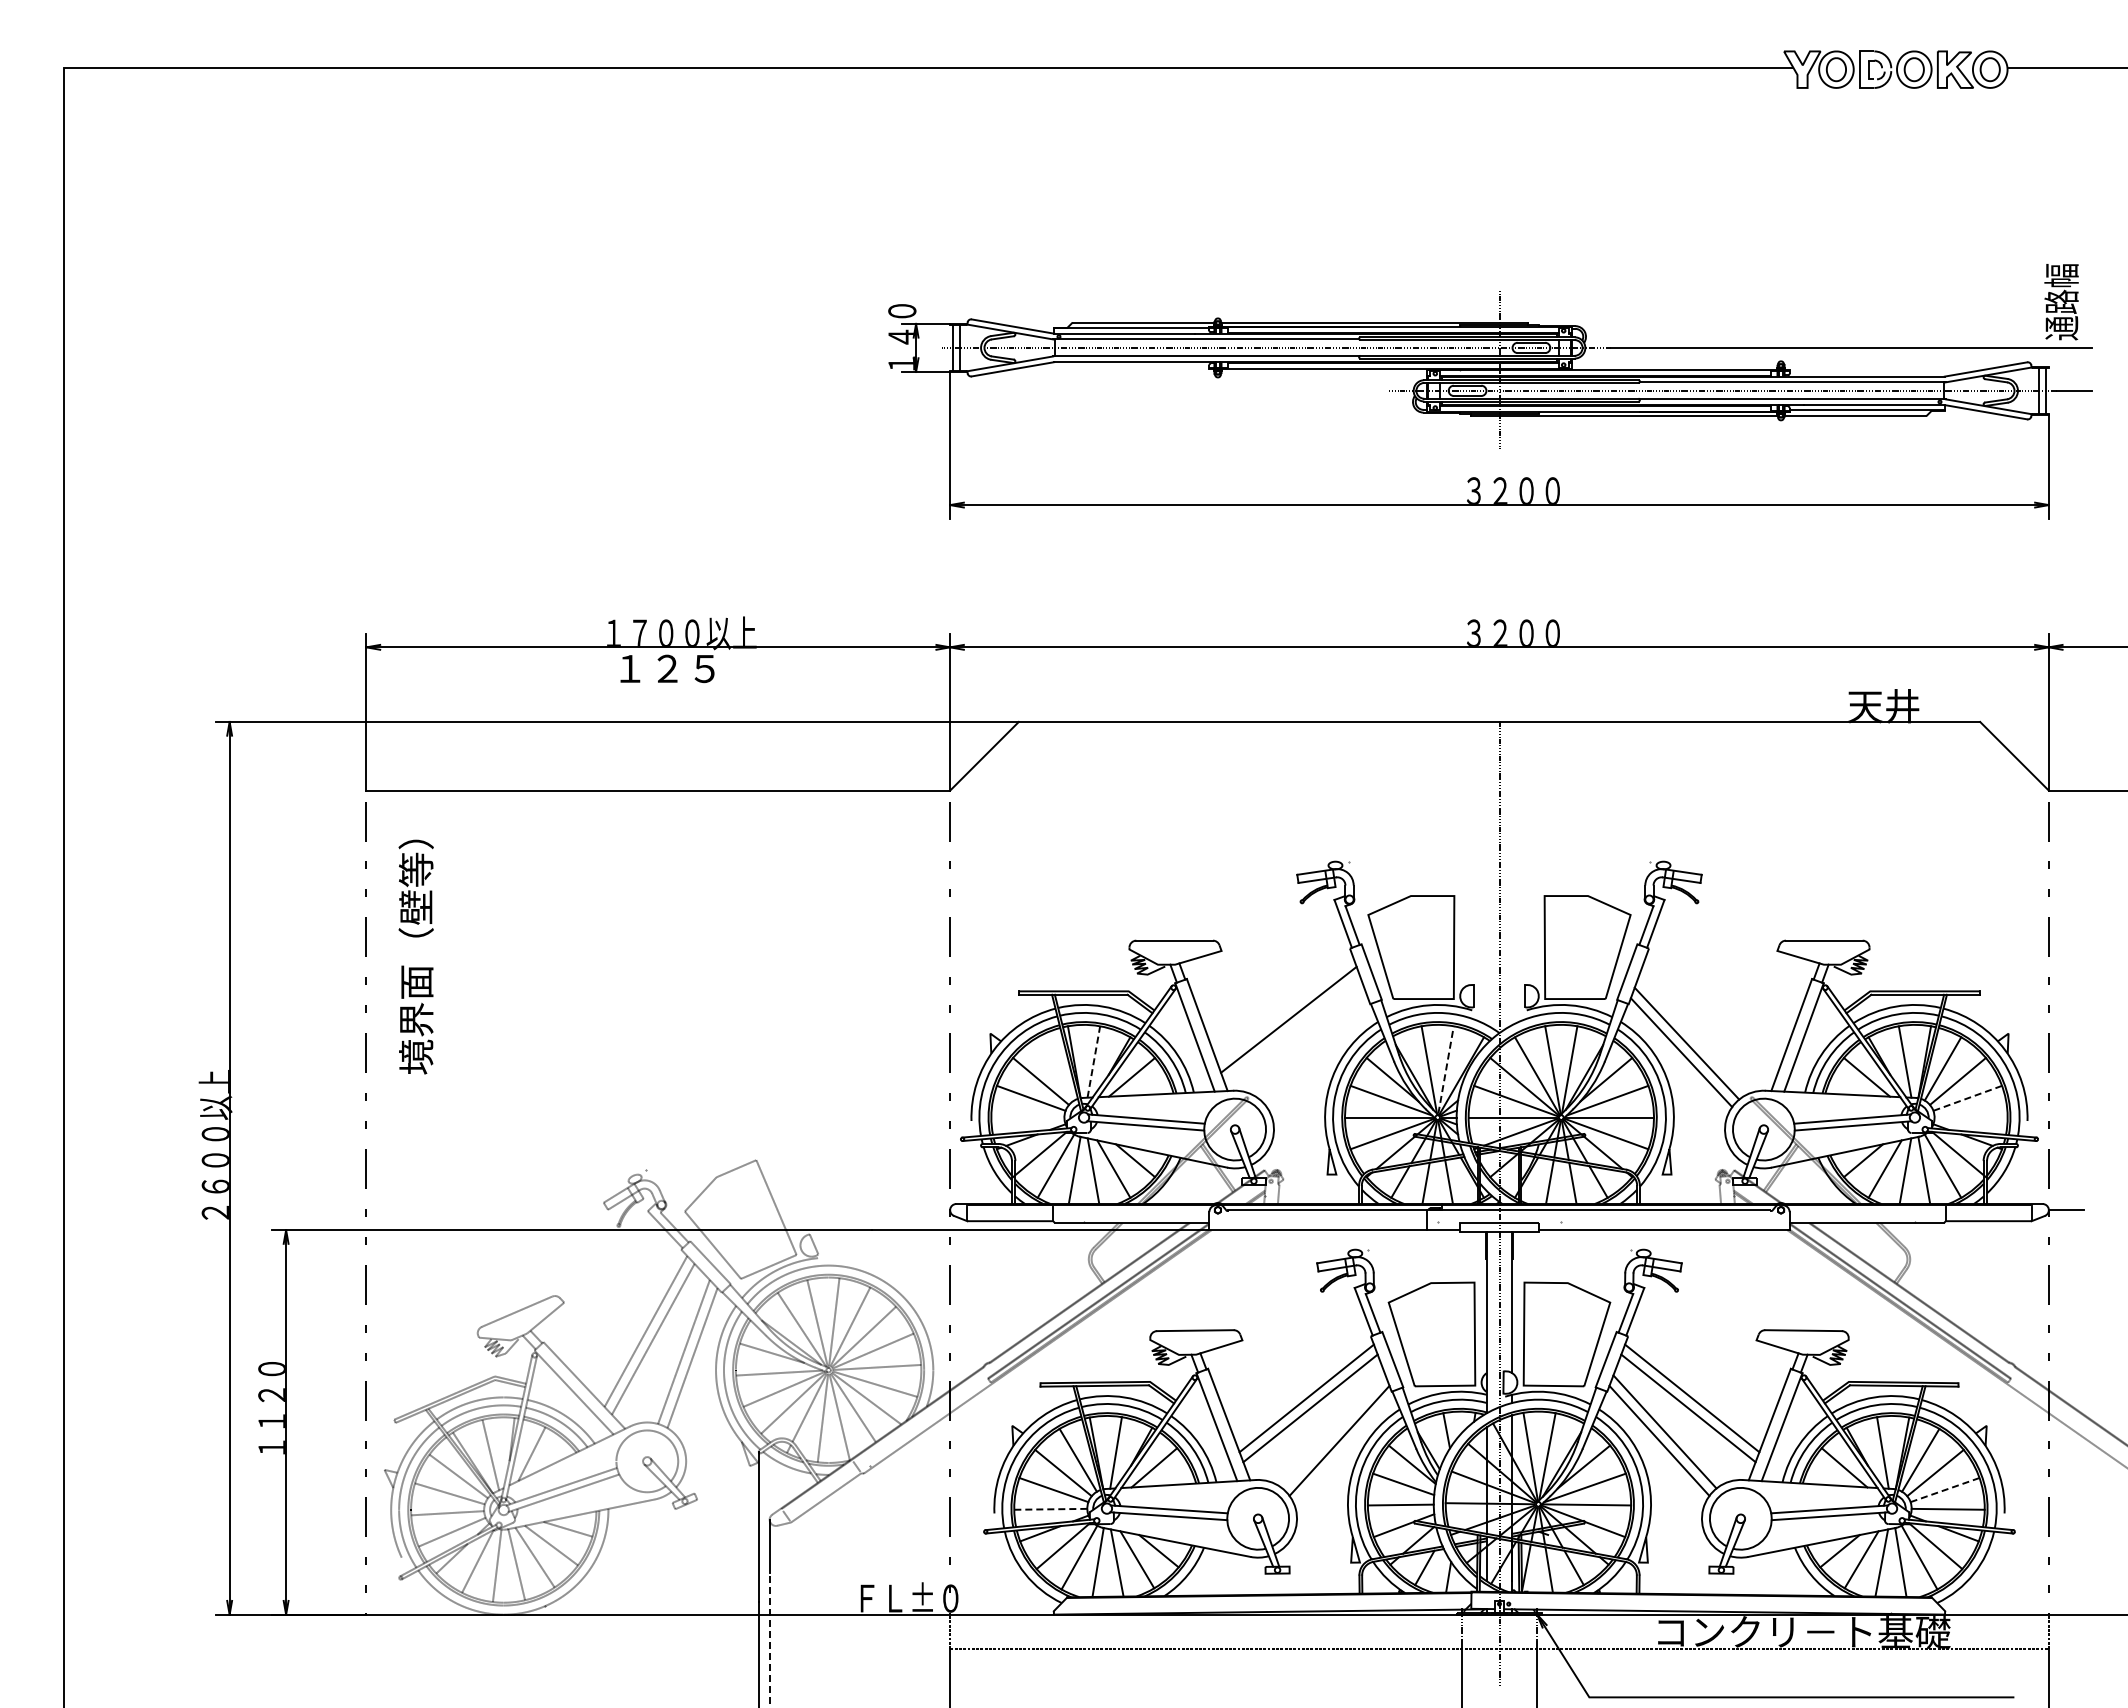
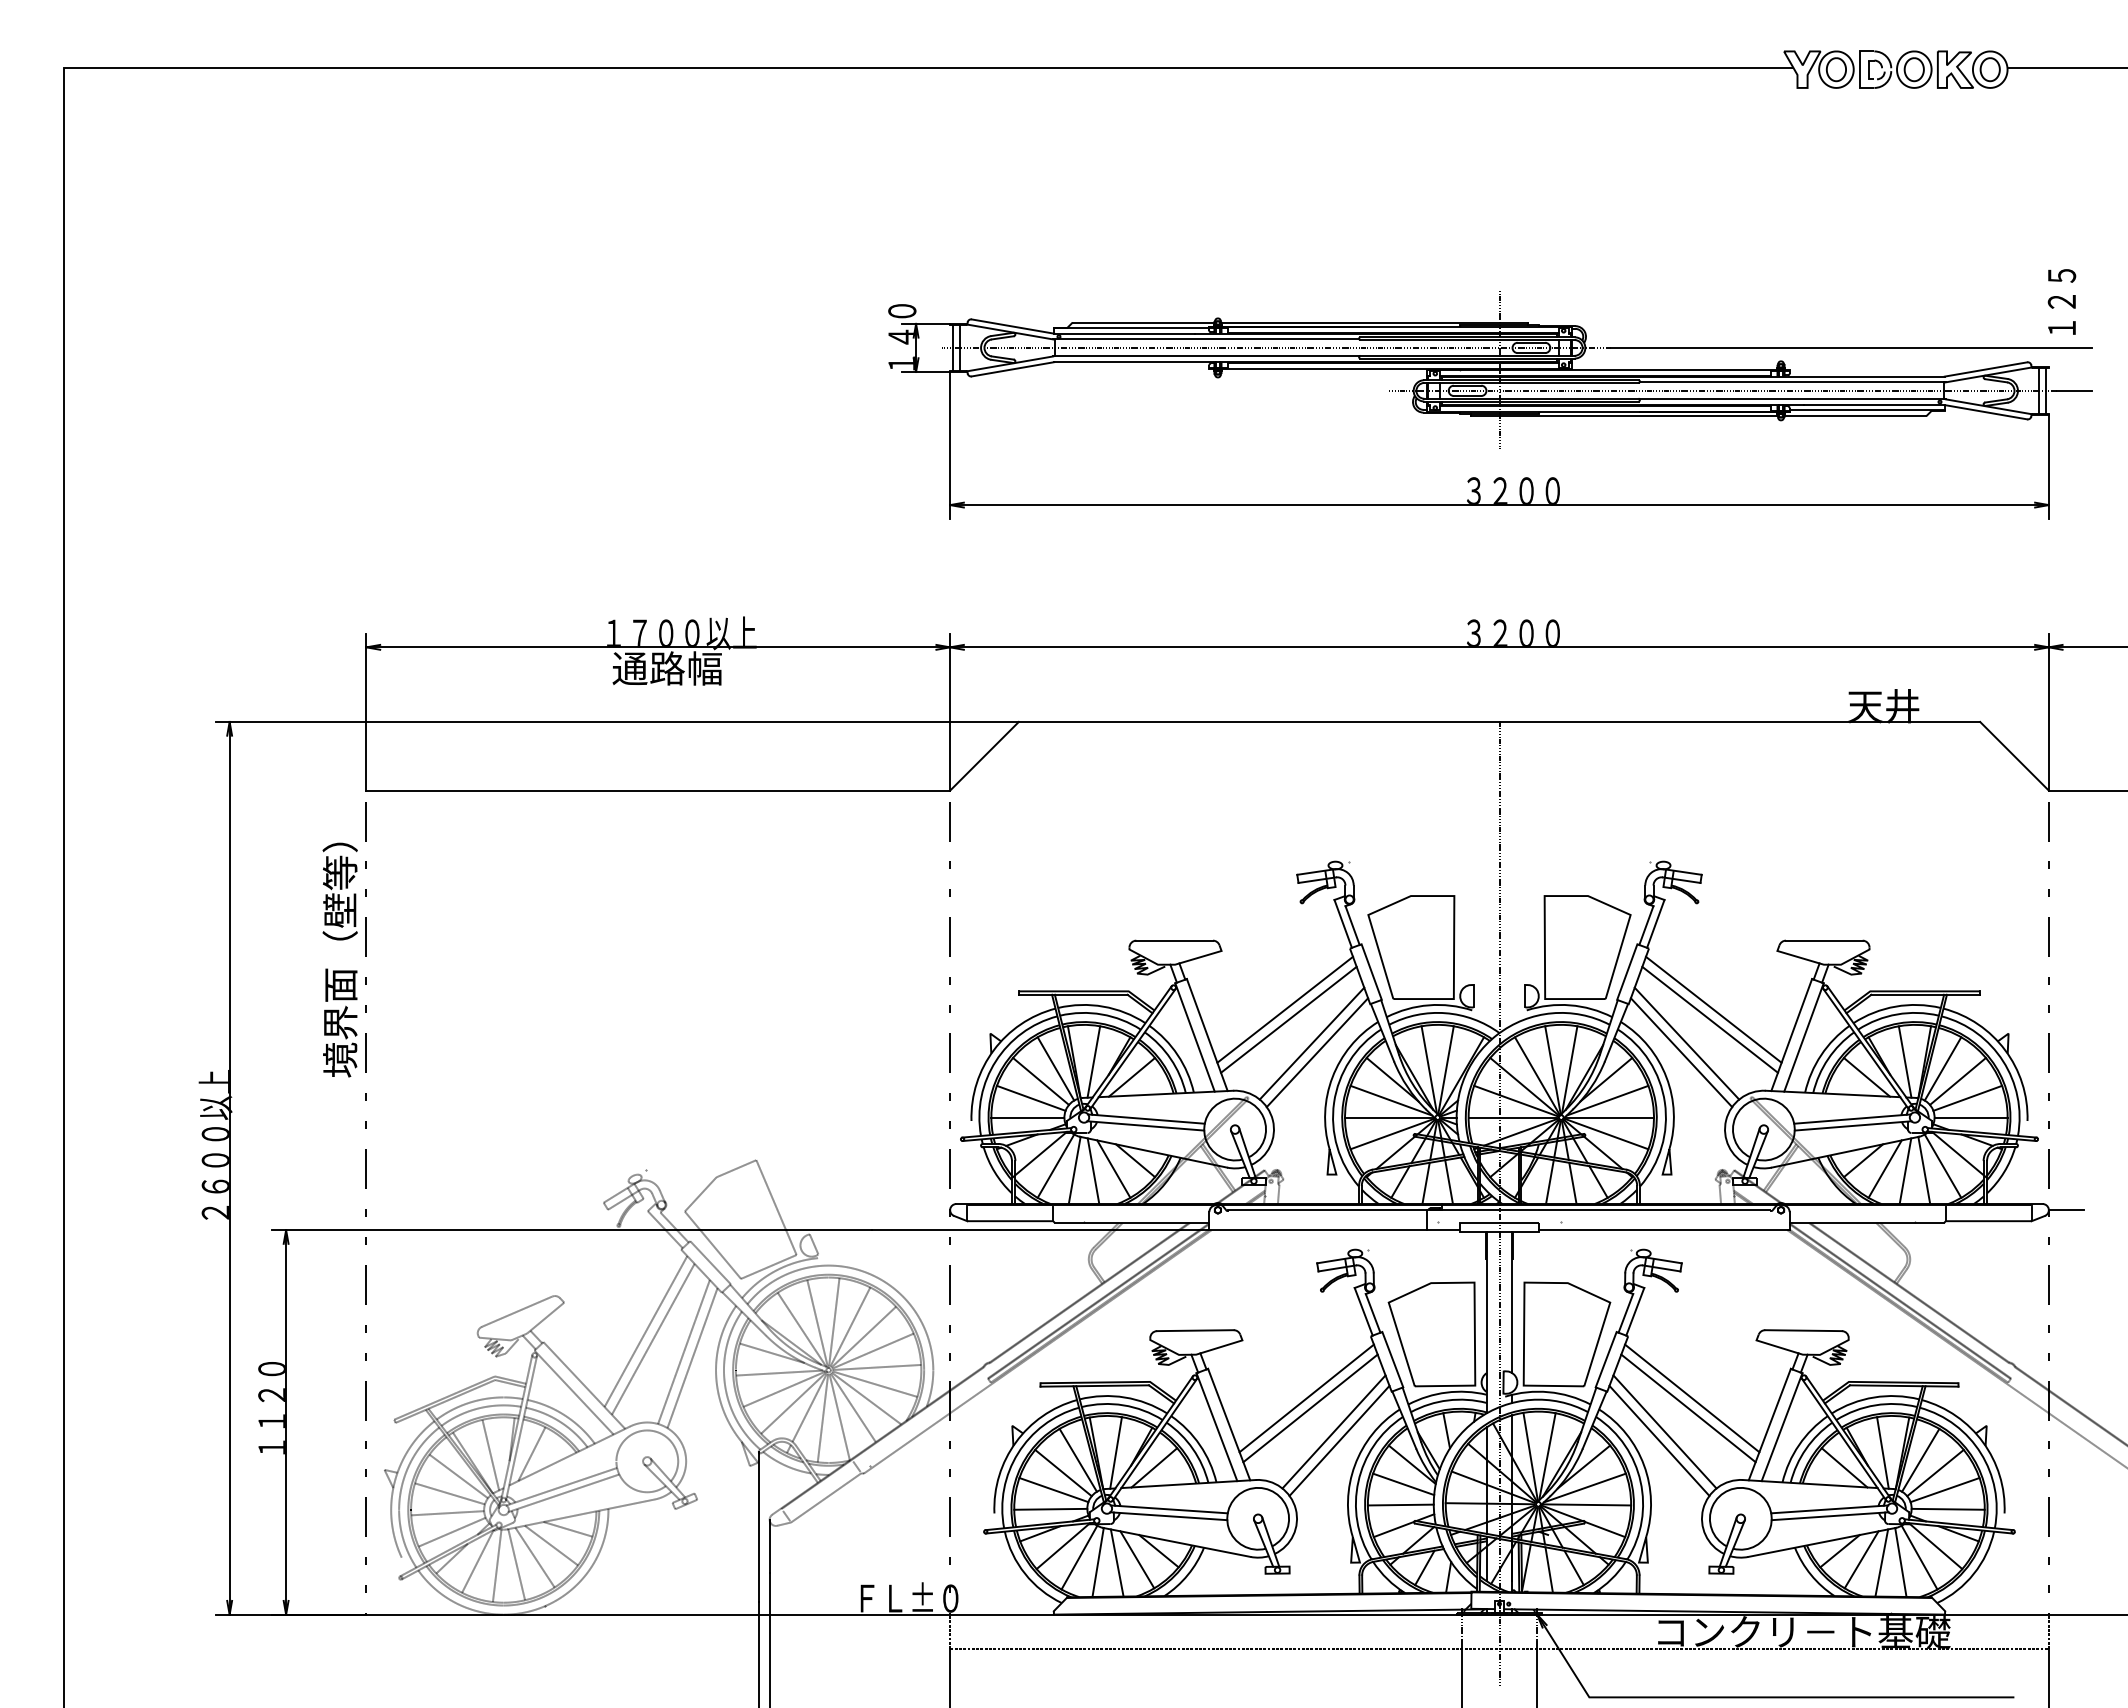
text: 通路幅 -> １２５ (2061, 302)
text: １２５ -> 通路幅 (666, 668)
text position: (415, 956) -> (339, 959) (339, 959)
line: none -> present (1285, 1009)
line: none -> present (1713, 1009)
line: none -> present (1709, 1019)
line: none -> present (1311, 1043)
line: none -> present (1317, 1052)
line: dashed -> solid (1093, 1061)
line: none -> present (1055, 1068)
line: dashed -> solid (1446, 1069)
line: dashed -> solid (1967, 1098)
line: none -> present (1027, 1117)
line: none -> present (1970, 1117)
line: none -> present (1333, 1431)
line: dashed -> solid (1945, 1490)
line: dashed -> solid (1050, 1509)
line: dashed -> solid (769, 1640)
